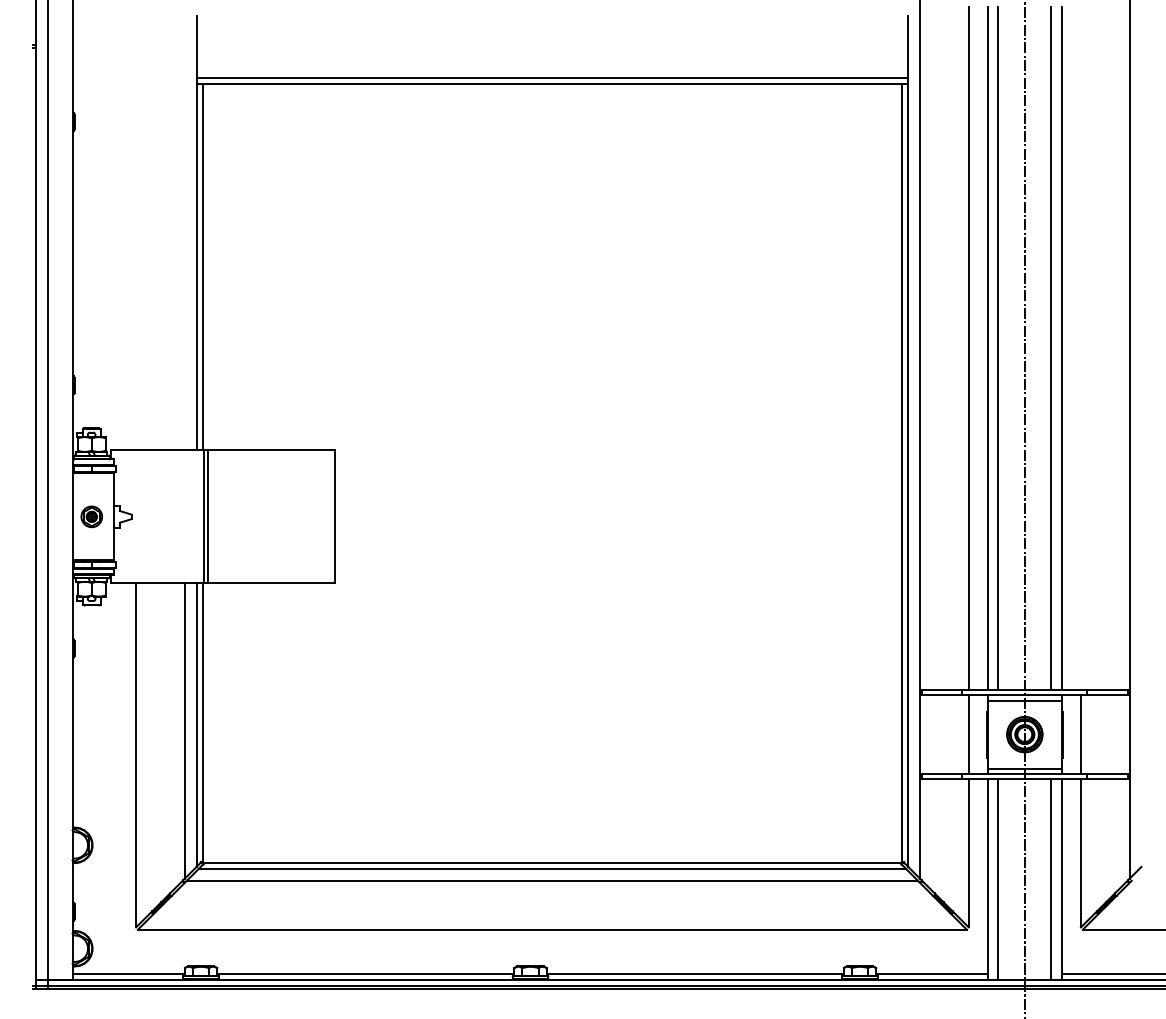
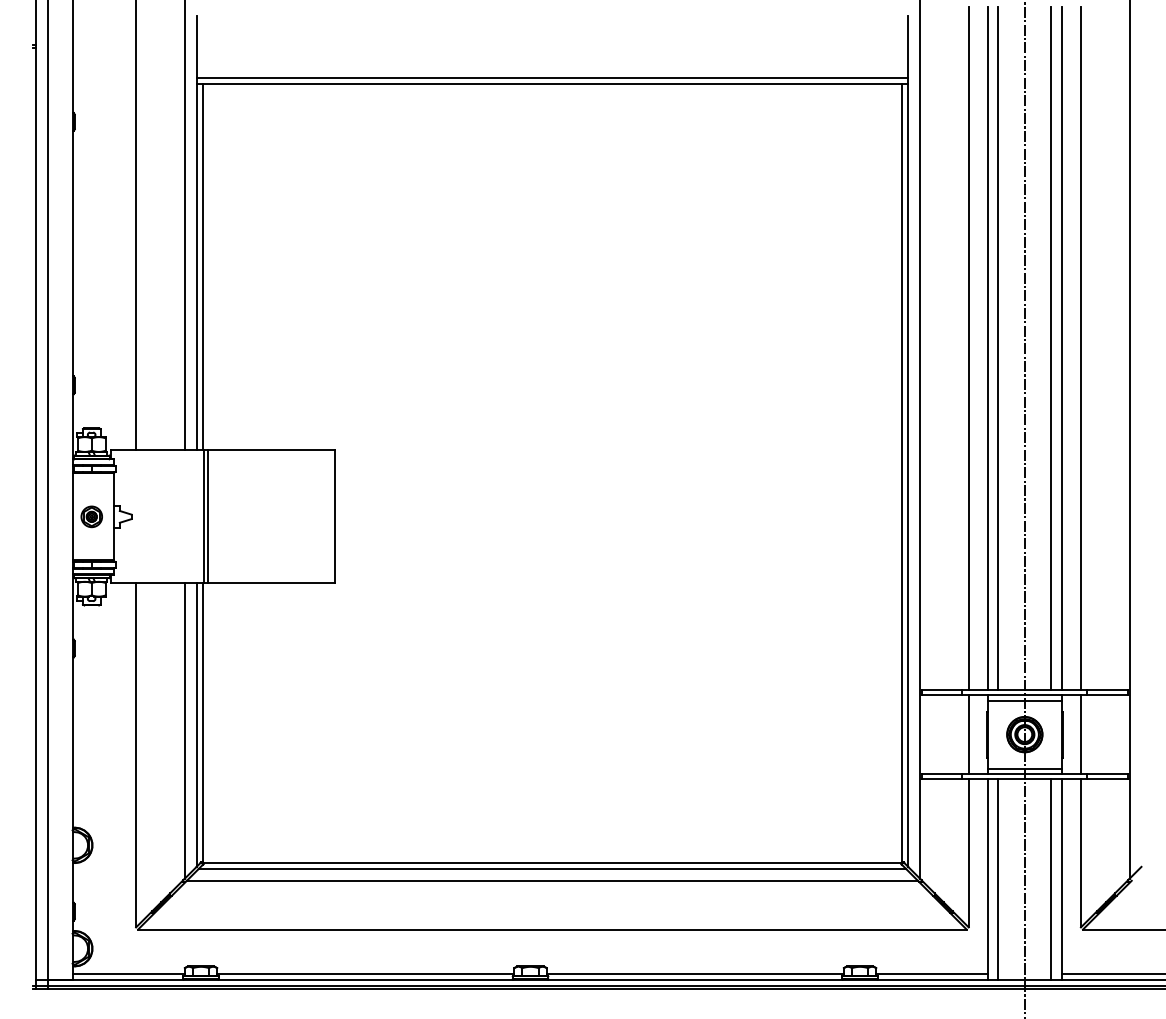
line: none -> present (136, 226)
line: none -> present (184, 226)
line: none -> present (1080, 348)
